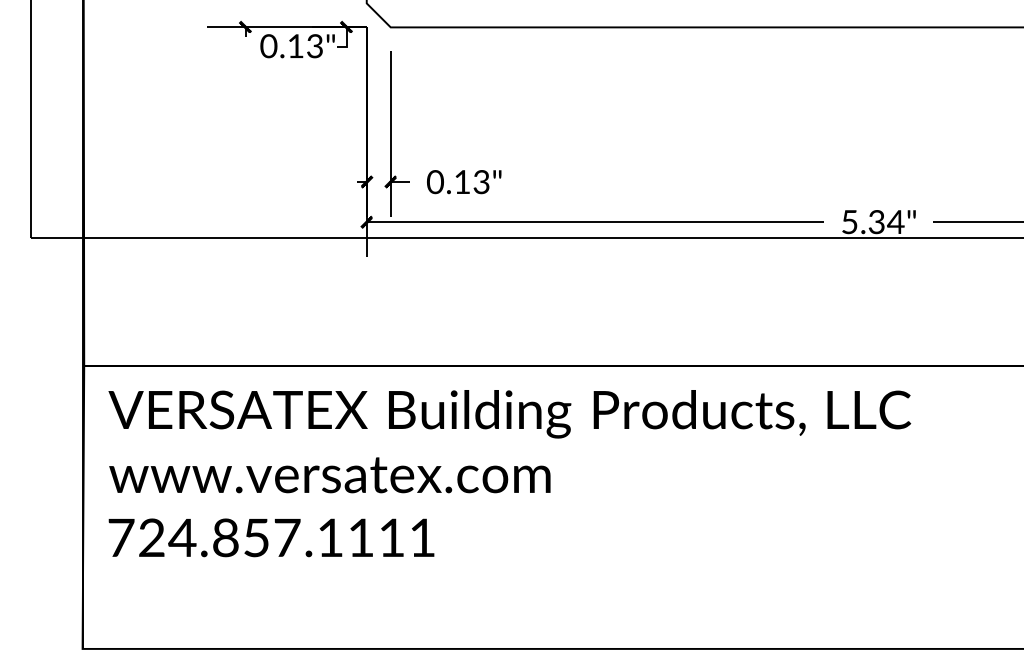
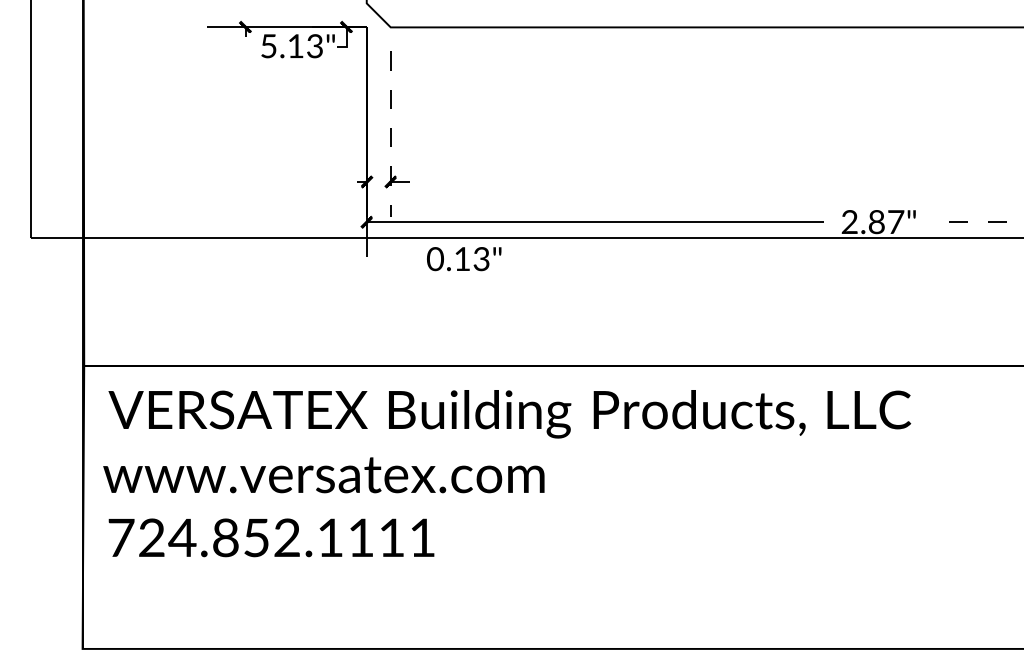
text: 0.13" -> 5.13" (268, 46)
line: solid -> dashed (390, 134)
text position: (464, 182) -> (464, 259) (464, 259)
text: 5.34" -> 2.87" (872, 222)
line: solid -> dashed (977, 222)
text position: (329, 475) -> (323, 475) (323, 475)
text: 724.857.1111 -> 724.852.1111 (287, 537)
